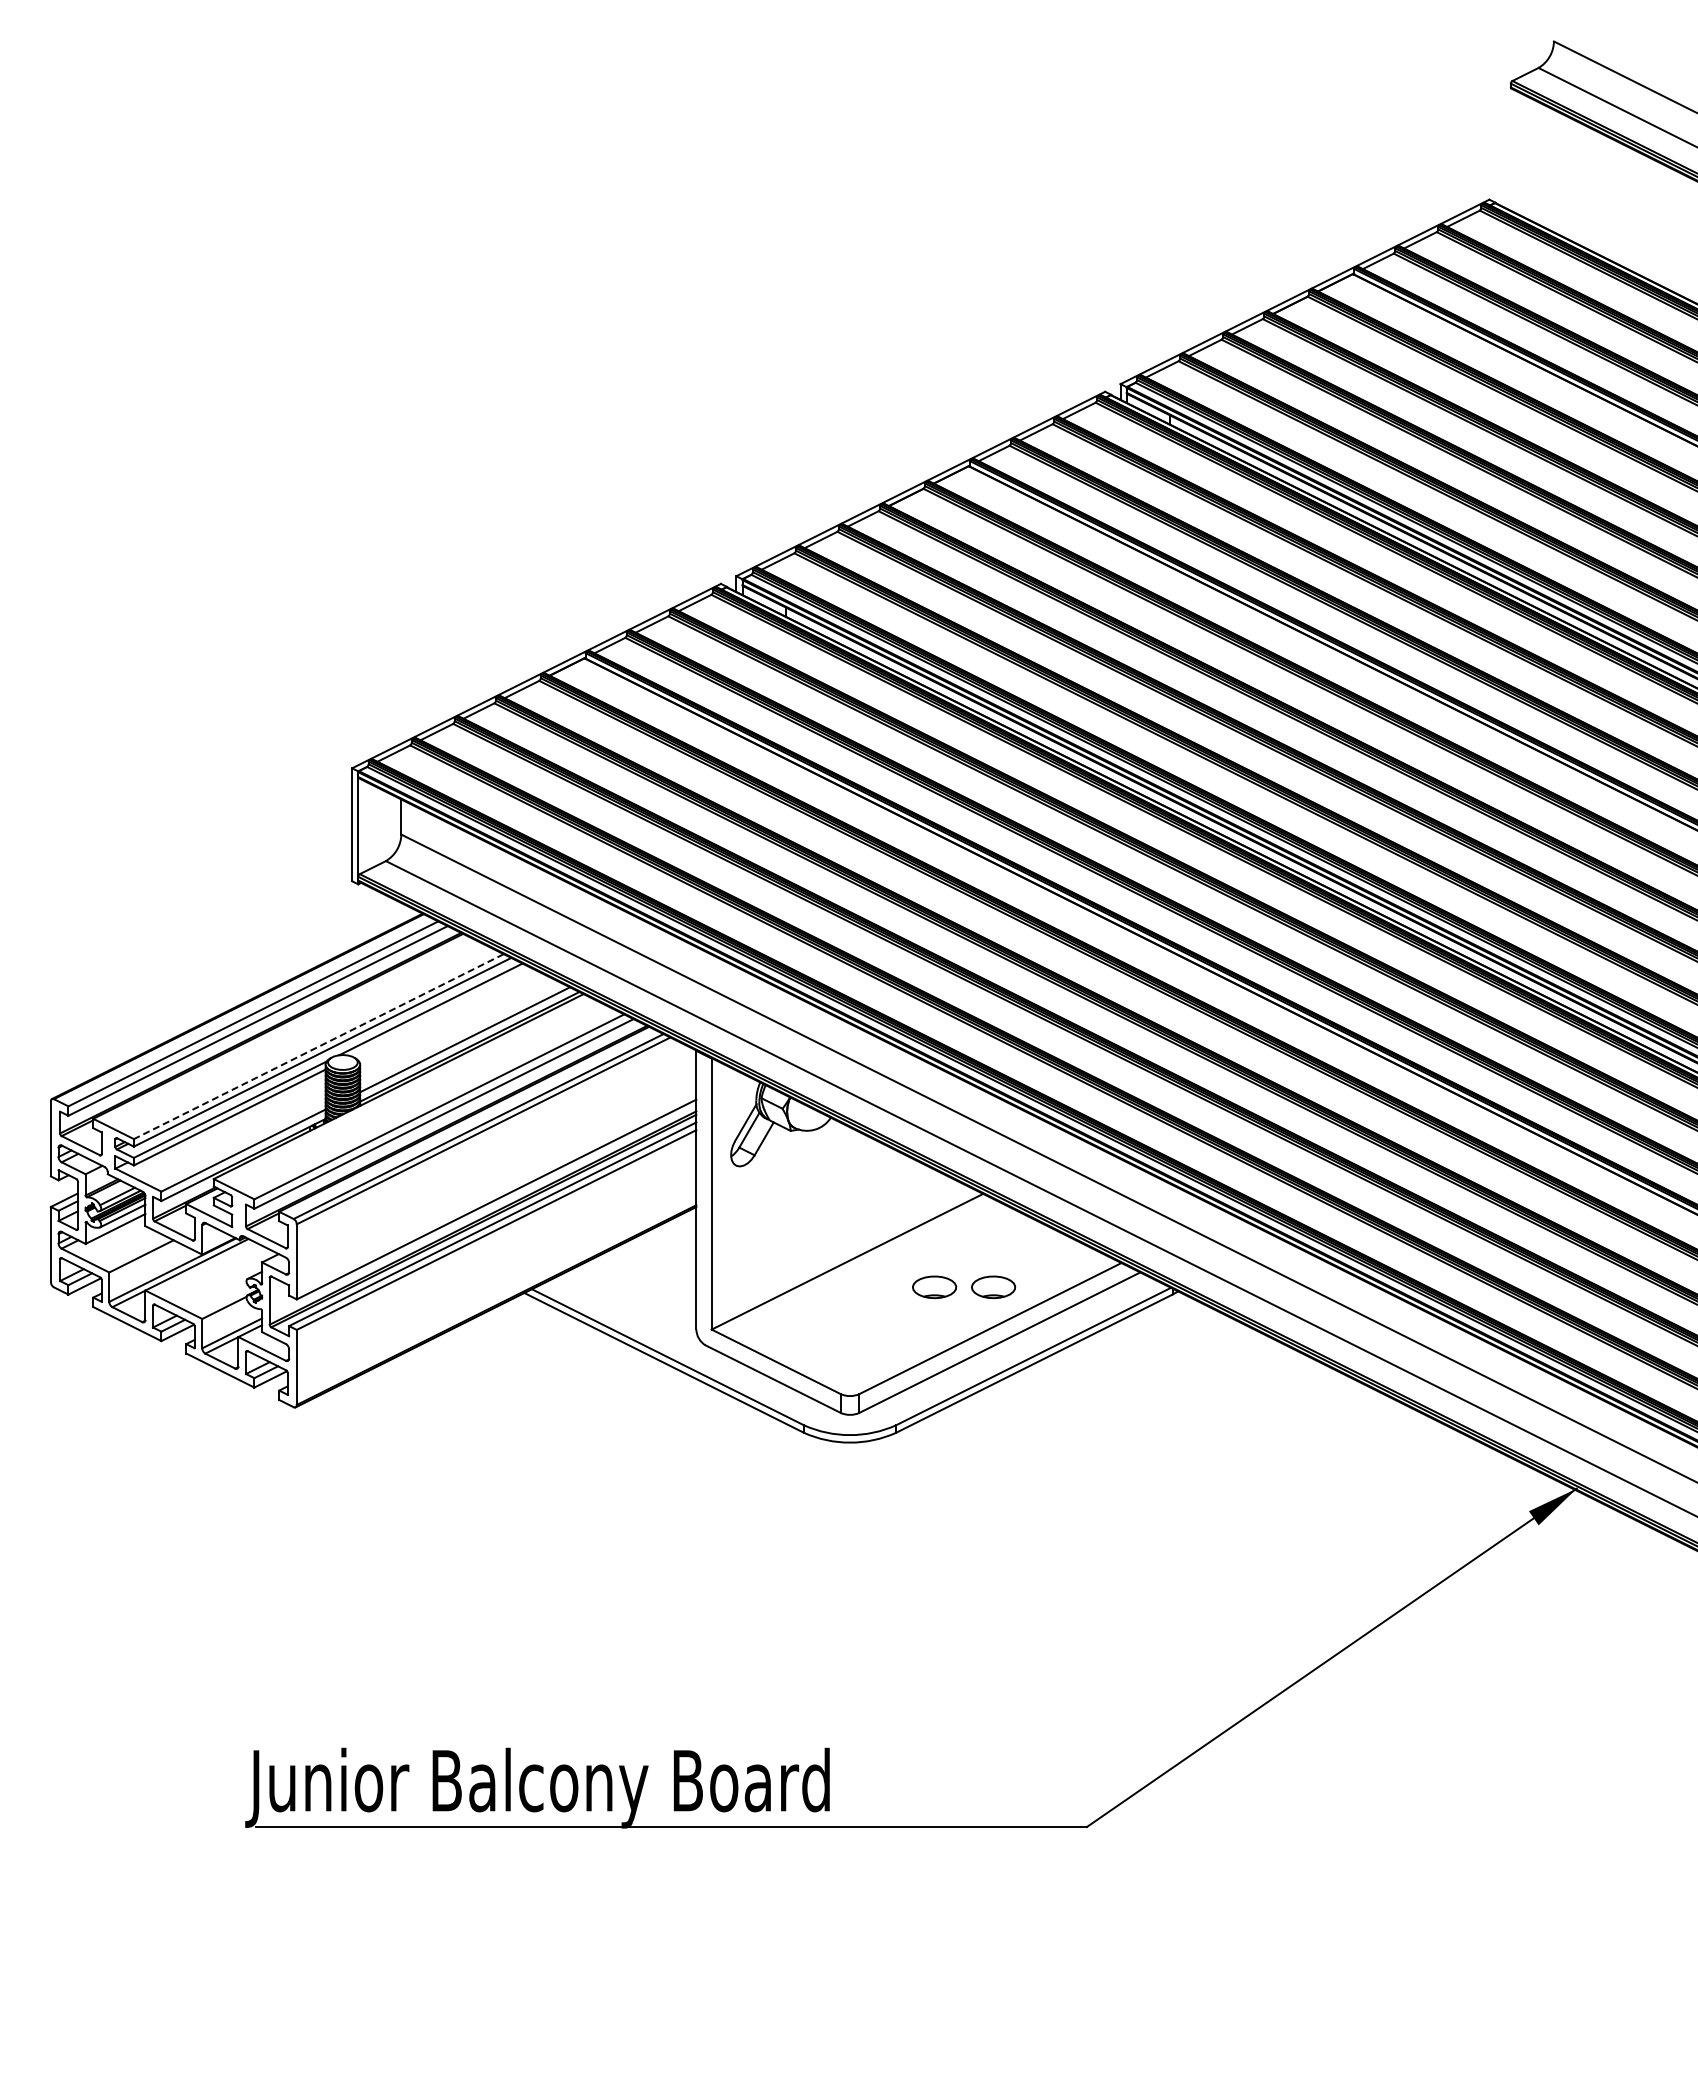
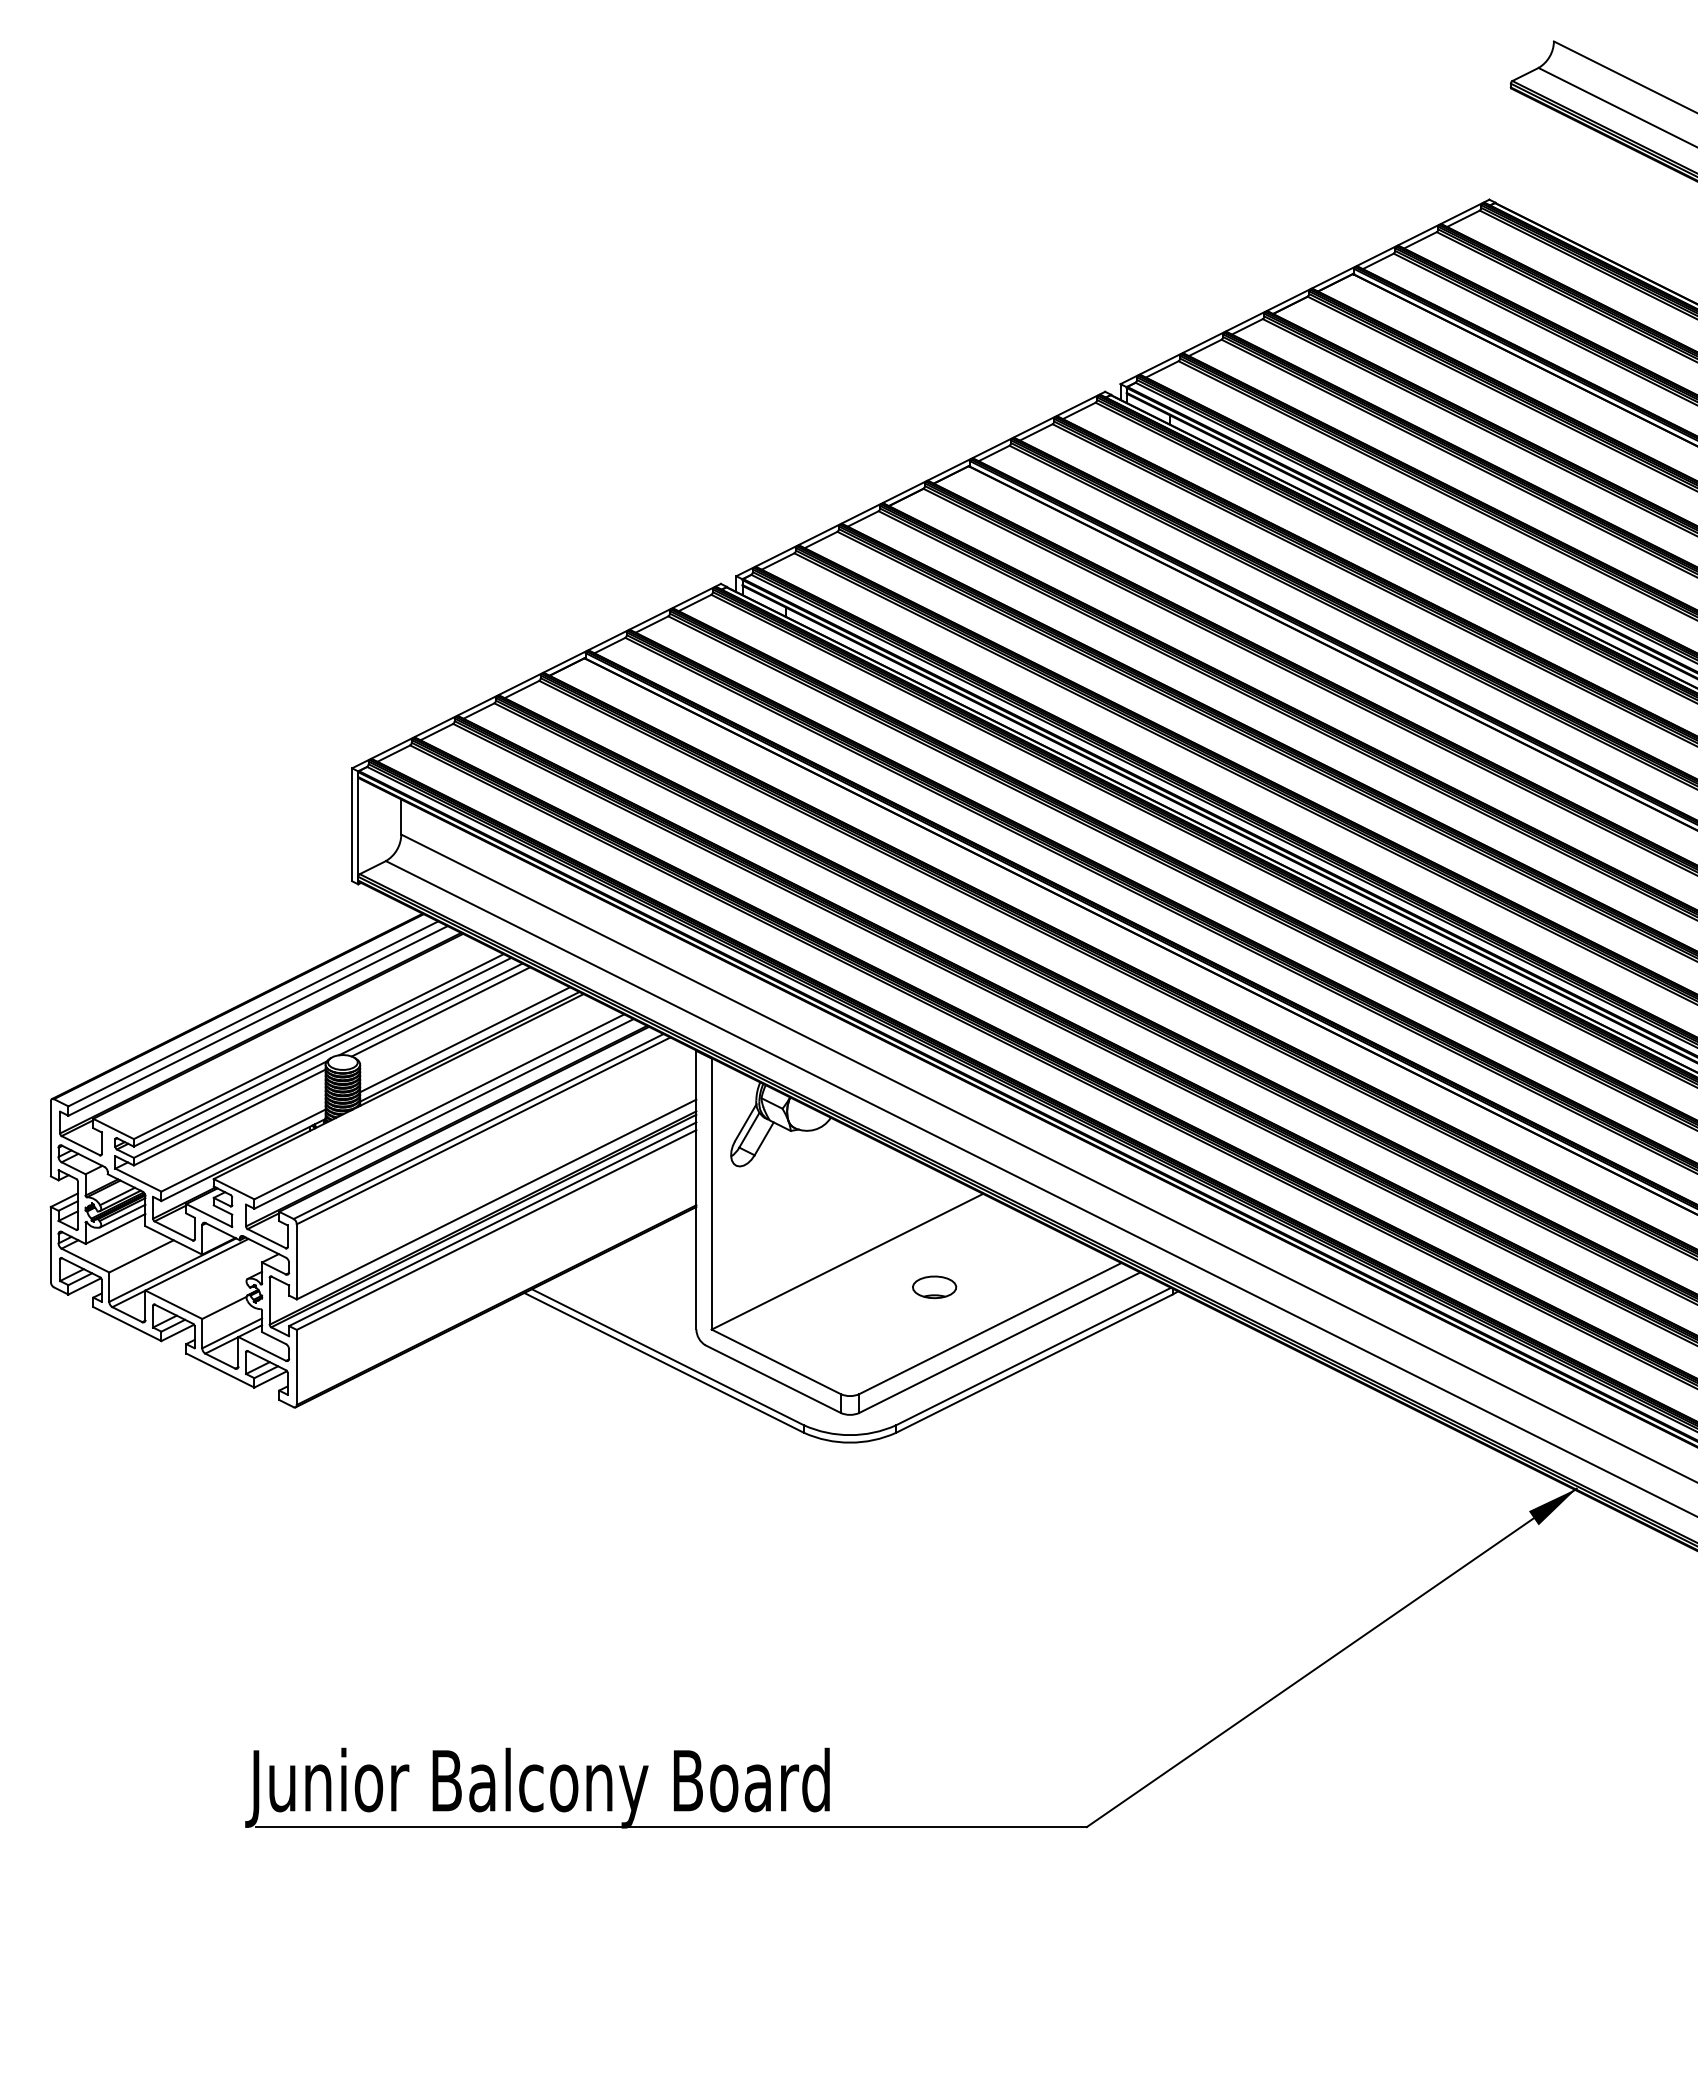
line: none -> present (440, 1011)
line: dashed -> solid (318, 1046)
part: present -> none (993, 1287)
